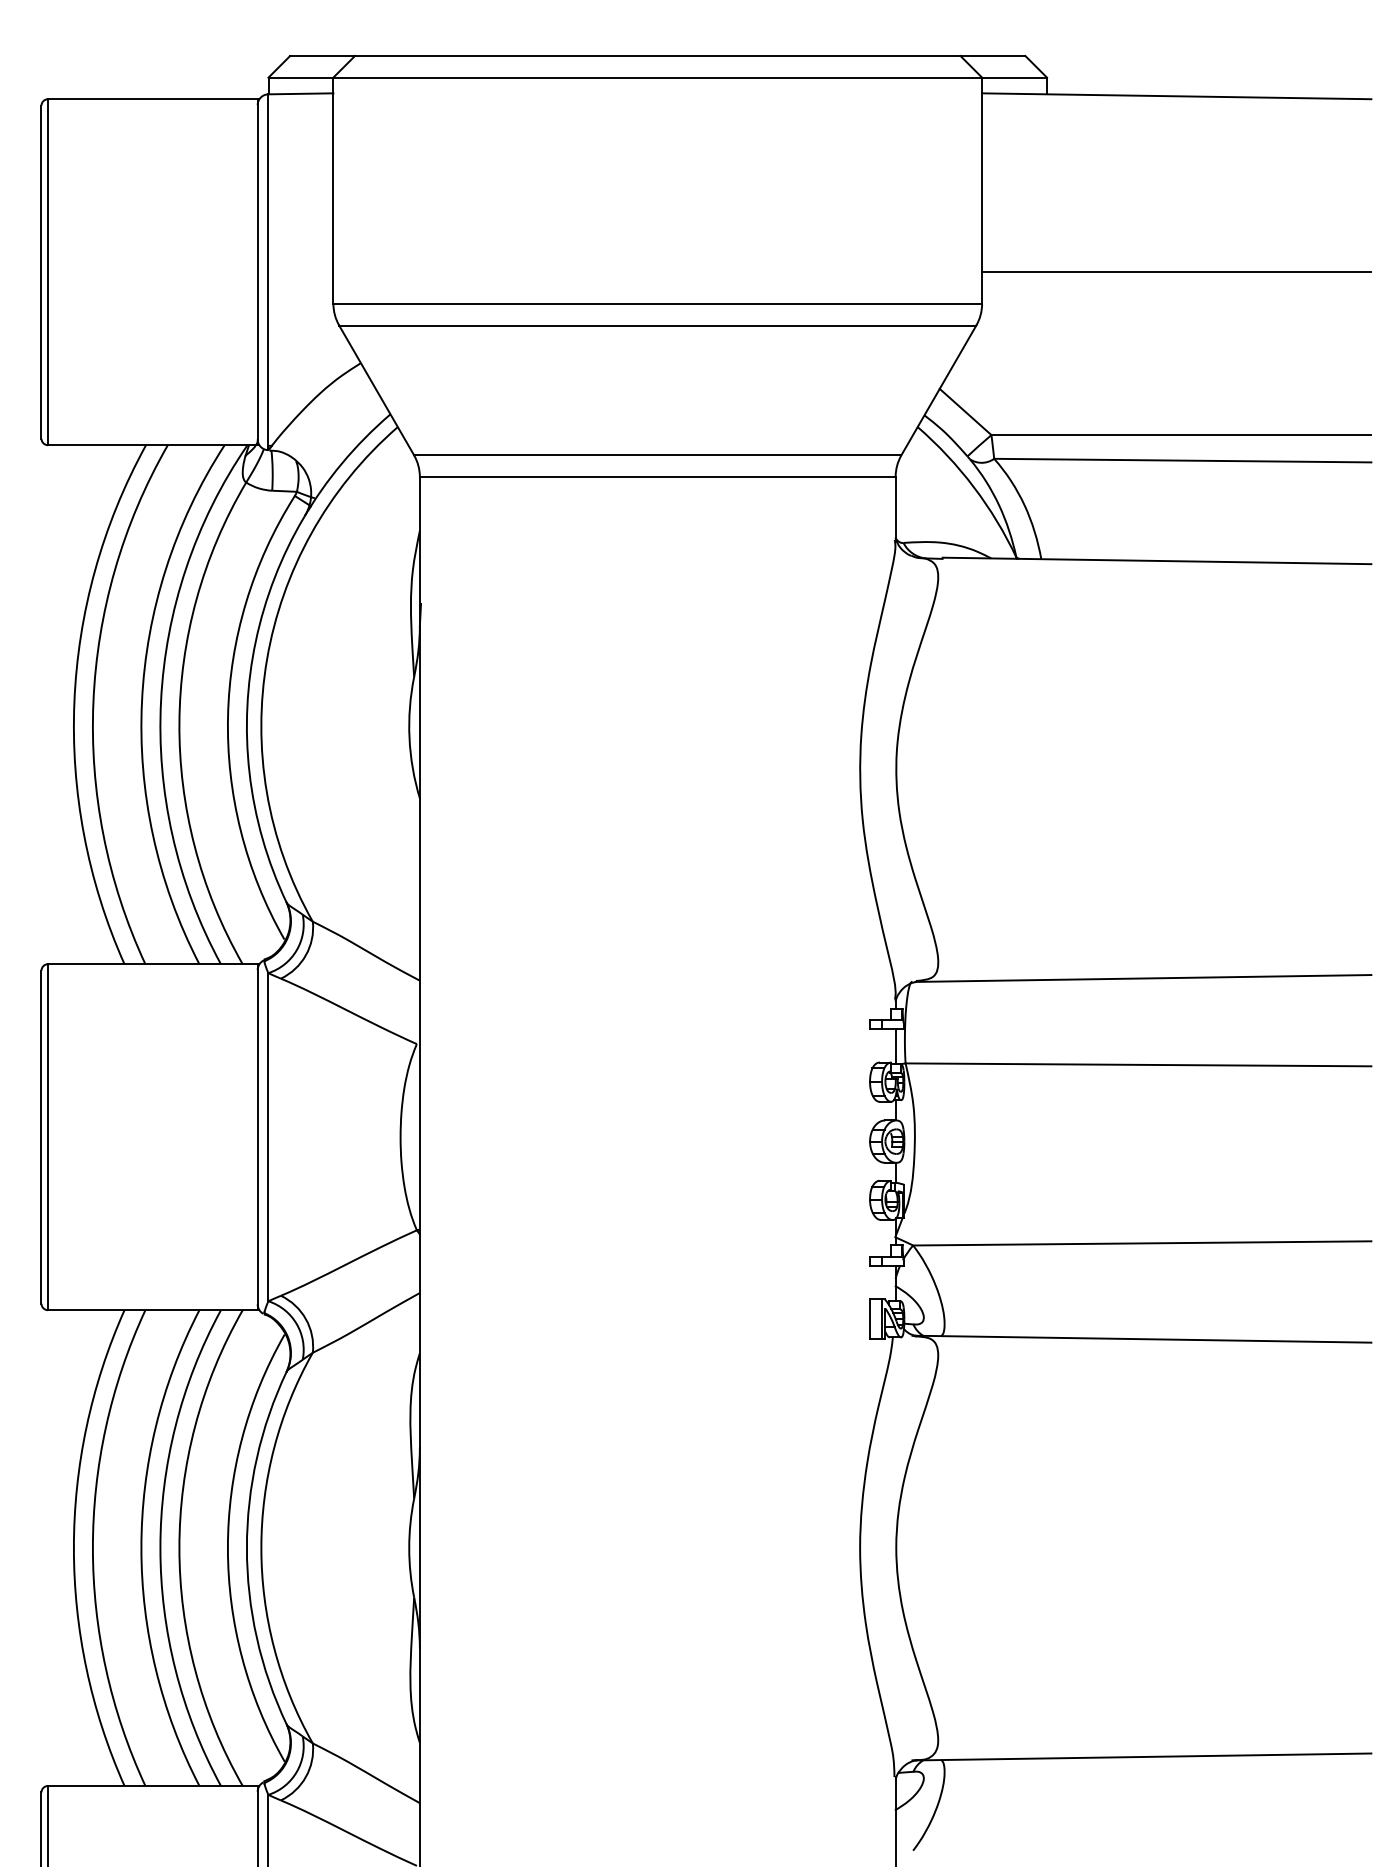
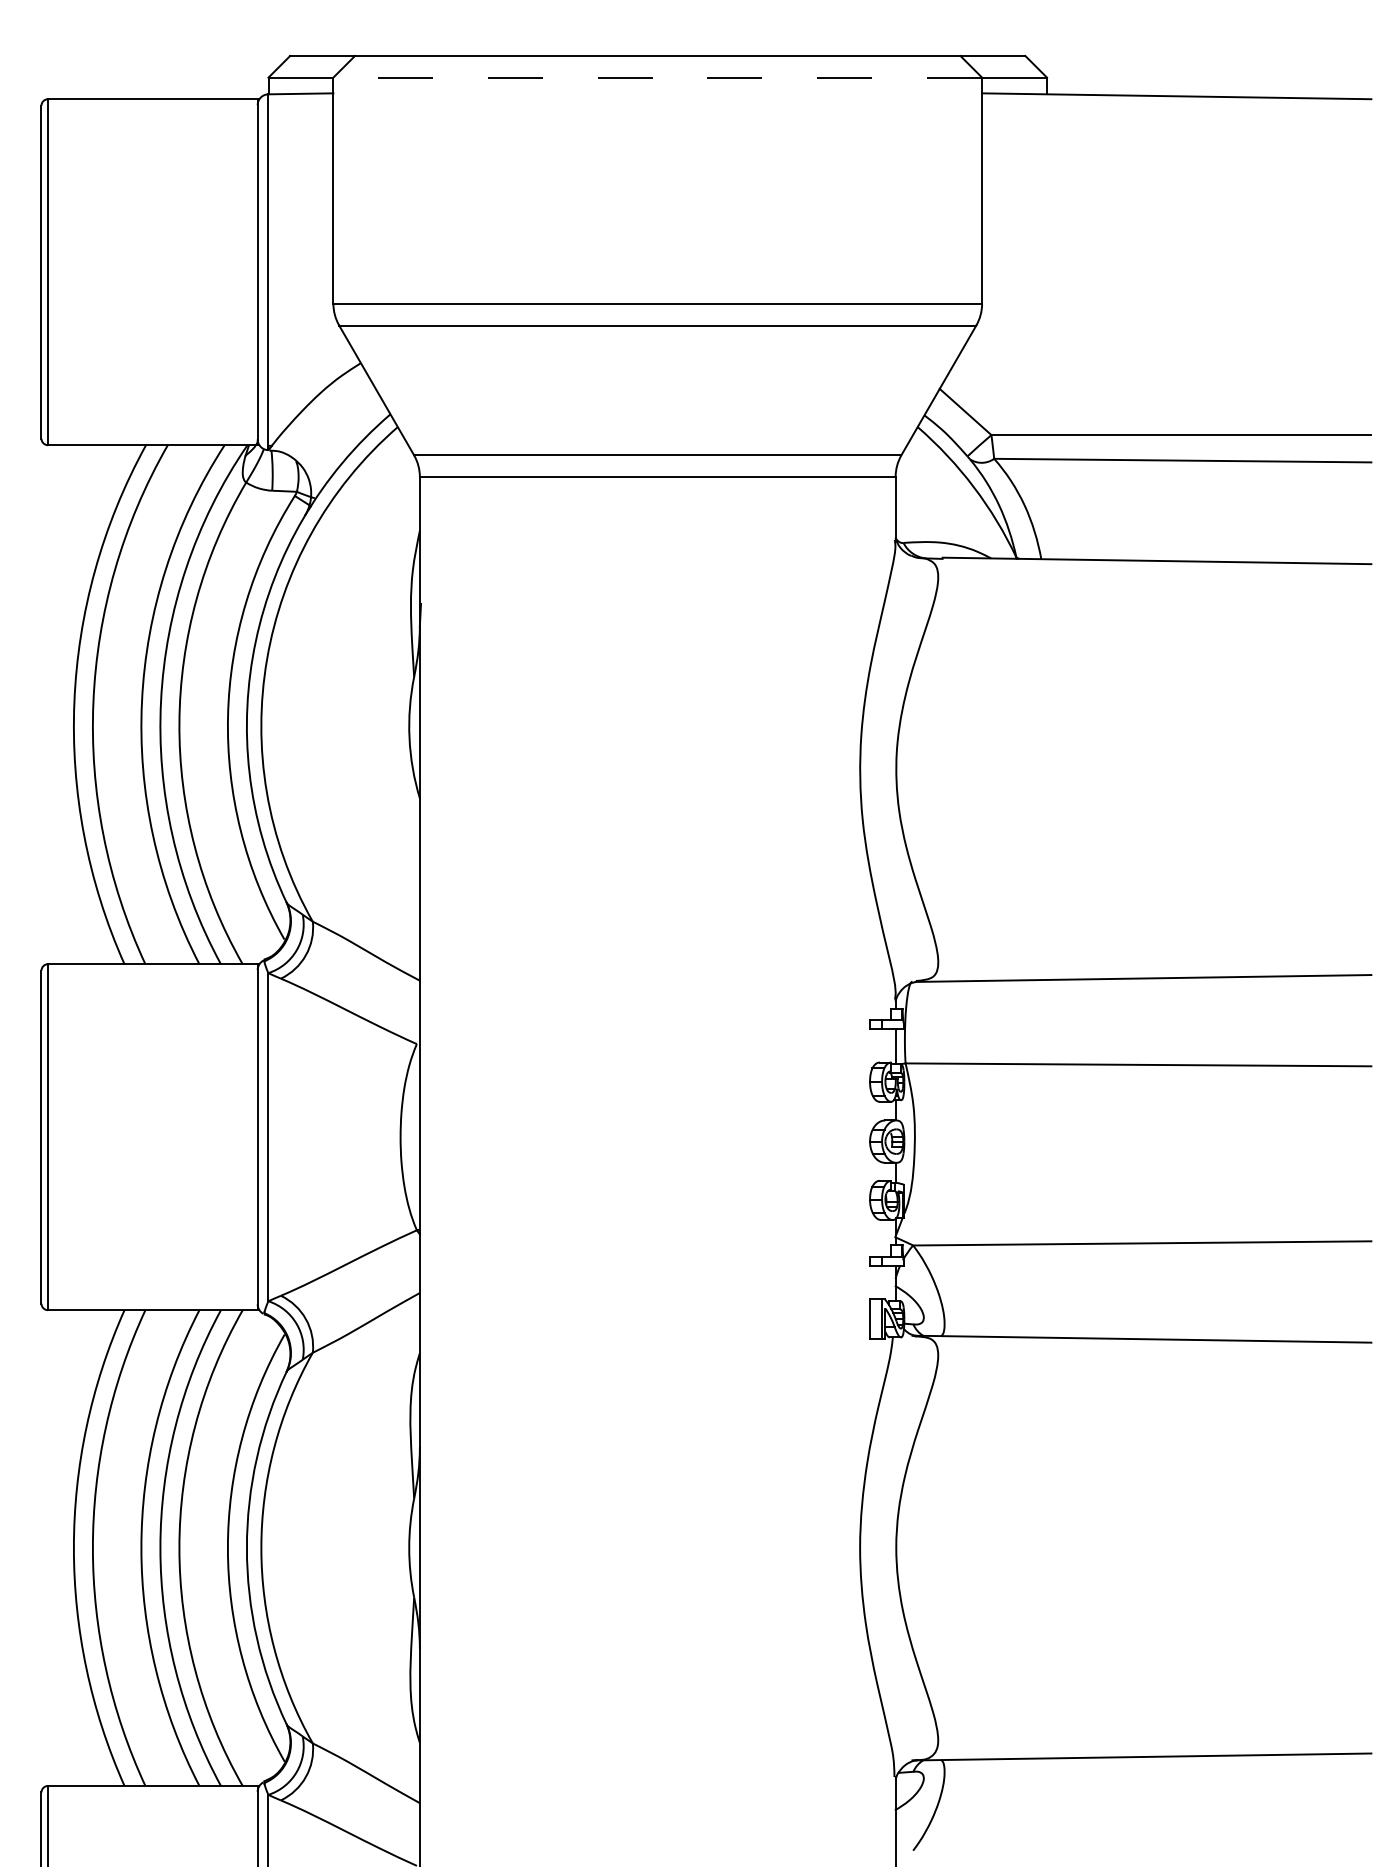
line: solid -> dashed (657, 77)
line: present -> none (1176, 272)
